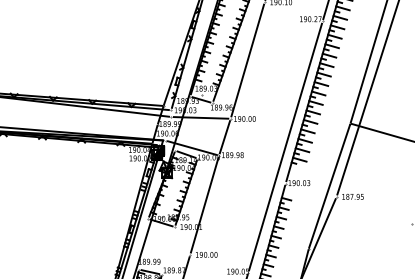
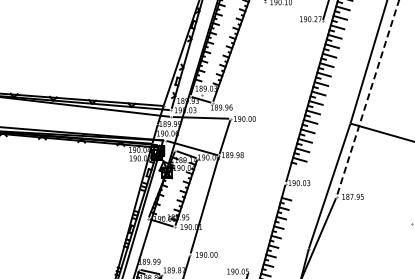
line: present -> none (247, 60)
line: solid -> dashed (368, 97)
line: present -> none (285, 146)
